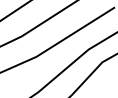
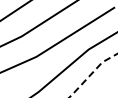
line: solid -> dashed (92, 73)
